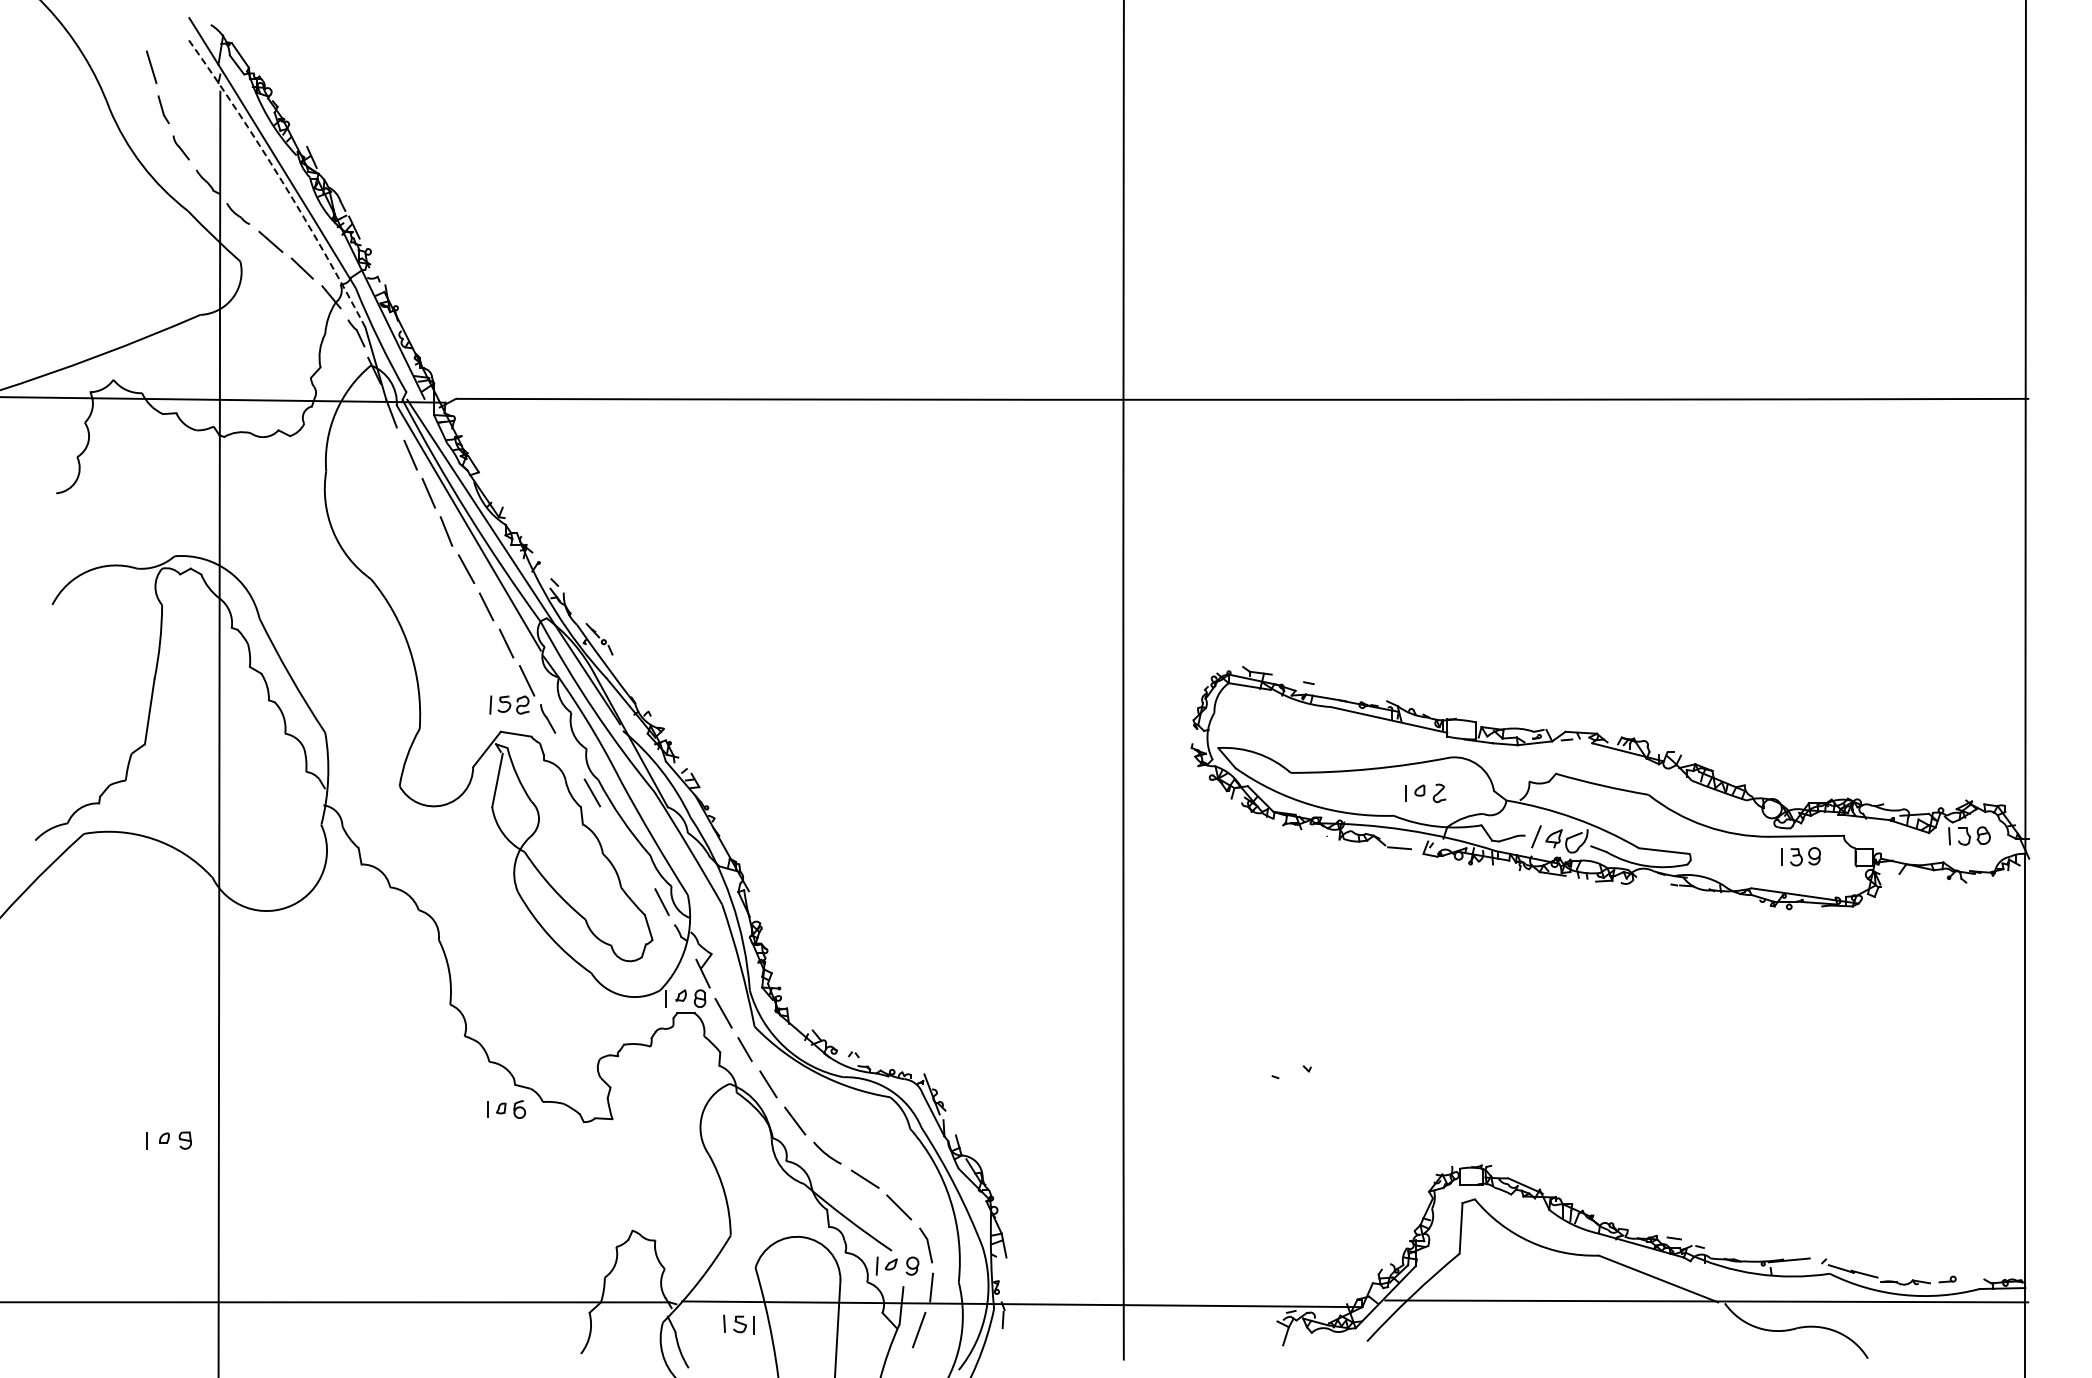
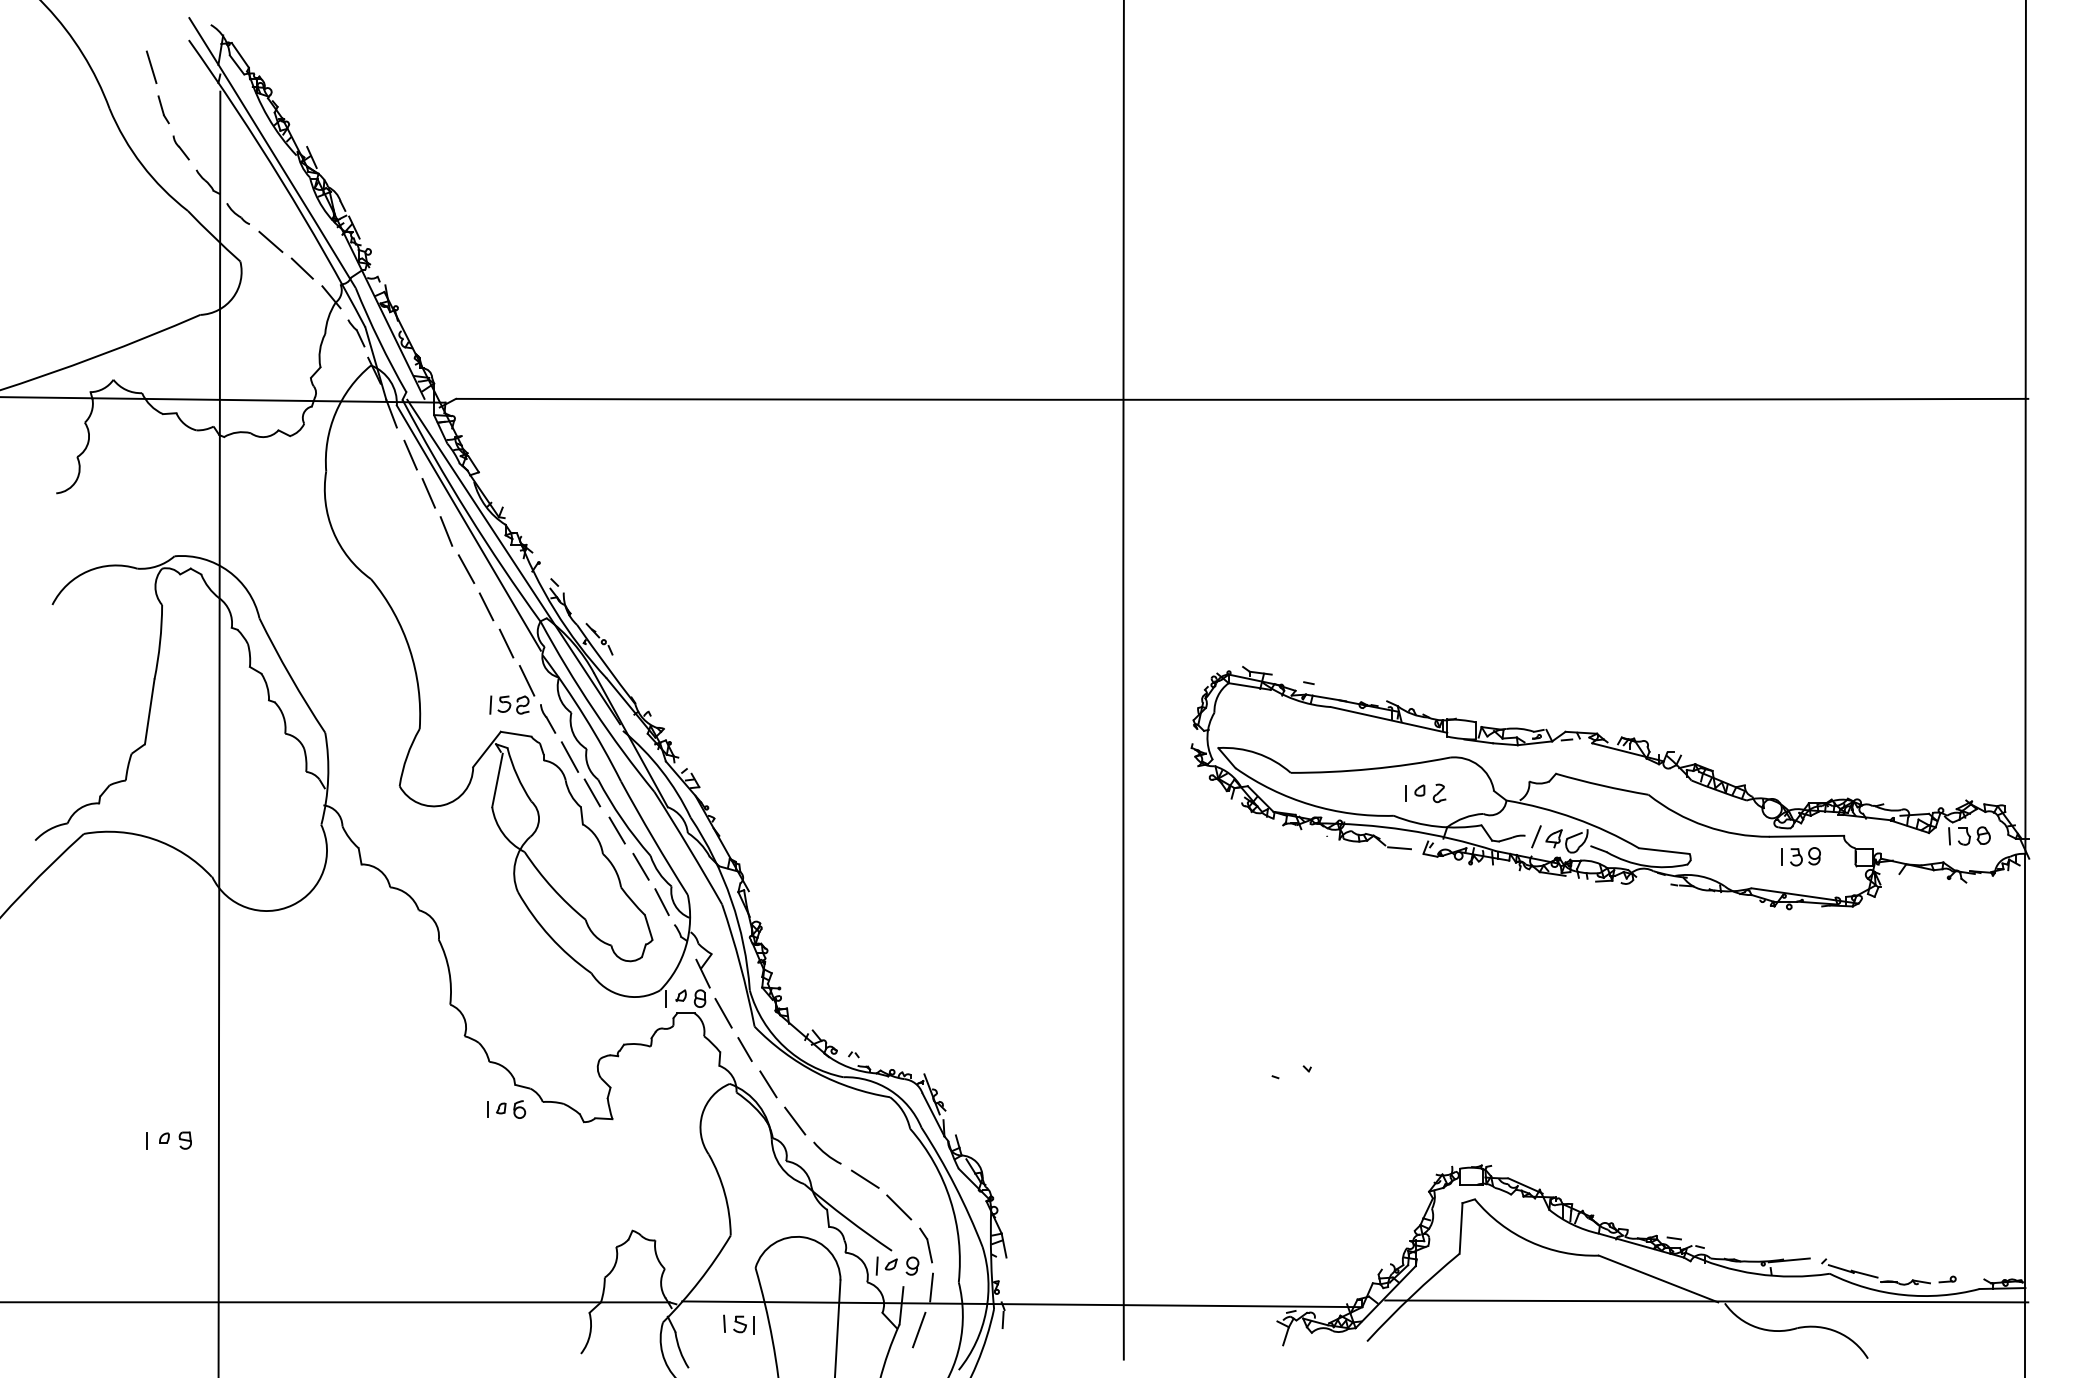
arc: dashed -> solid (281, 180)
line: none -> present (569, 756)
line: none -> present (616, 830)
line: none -> present (640, 866)
